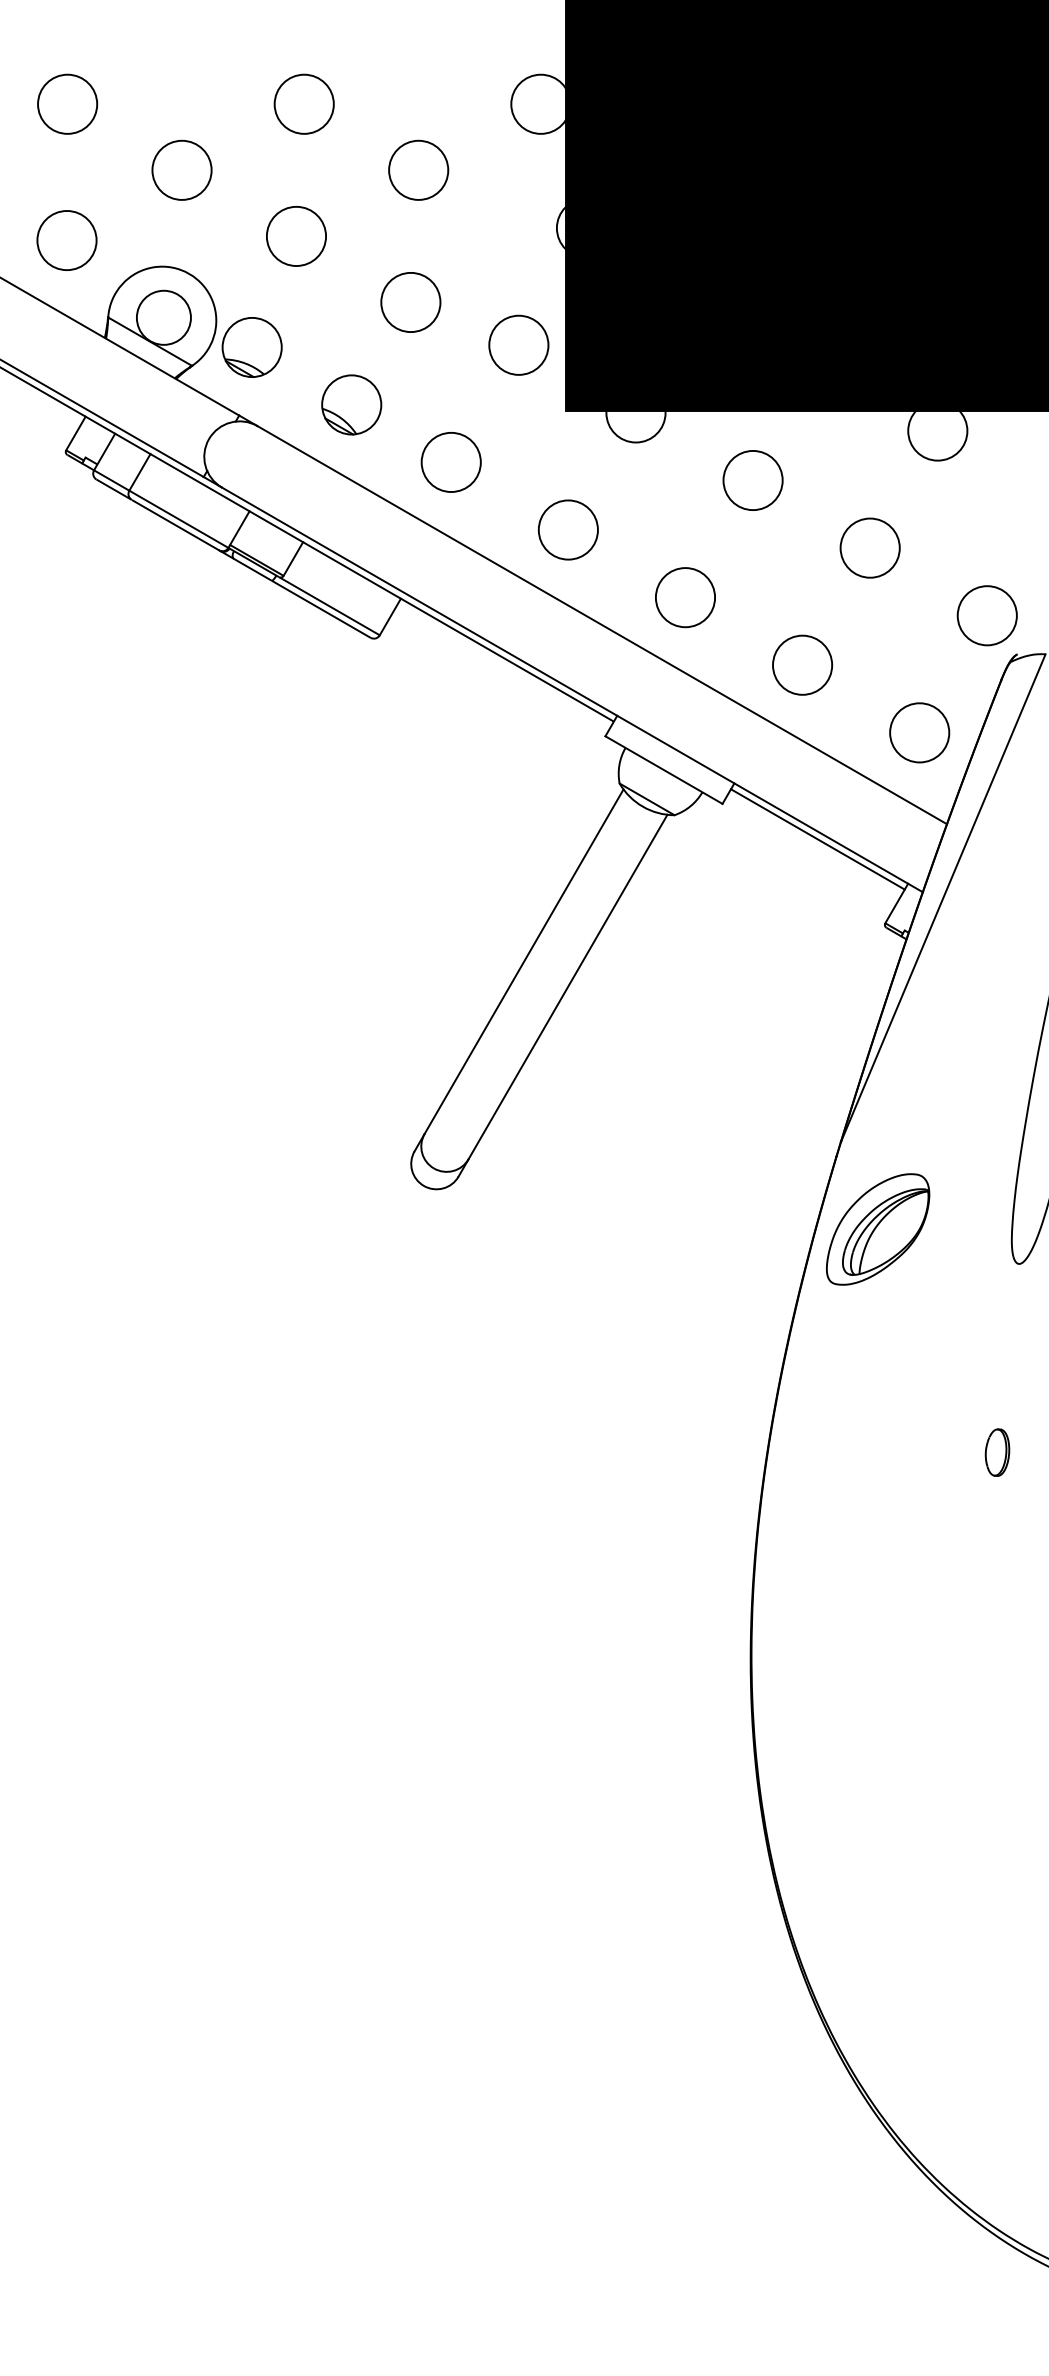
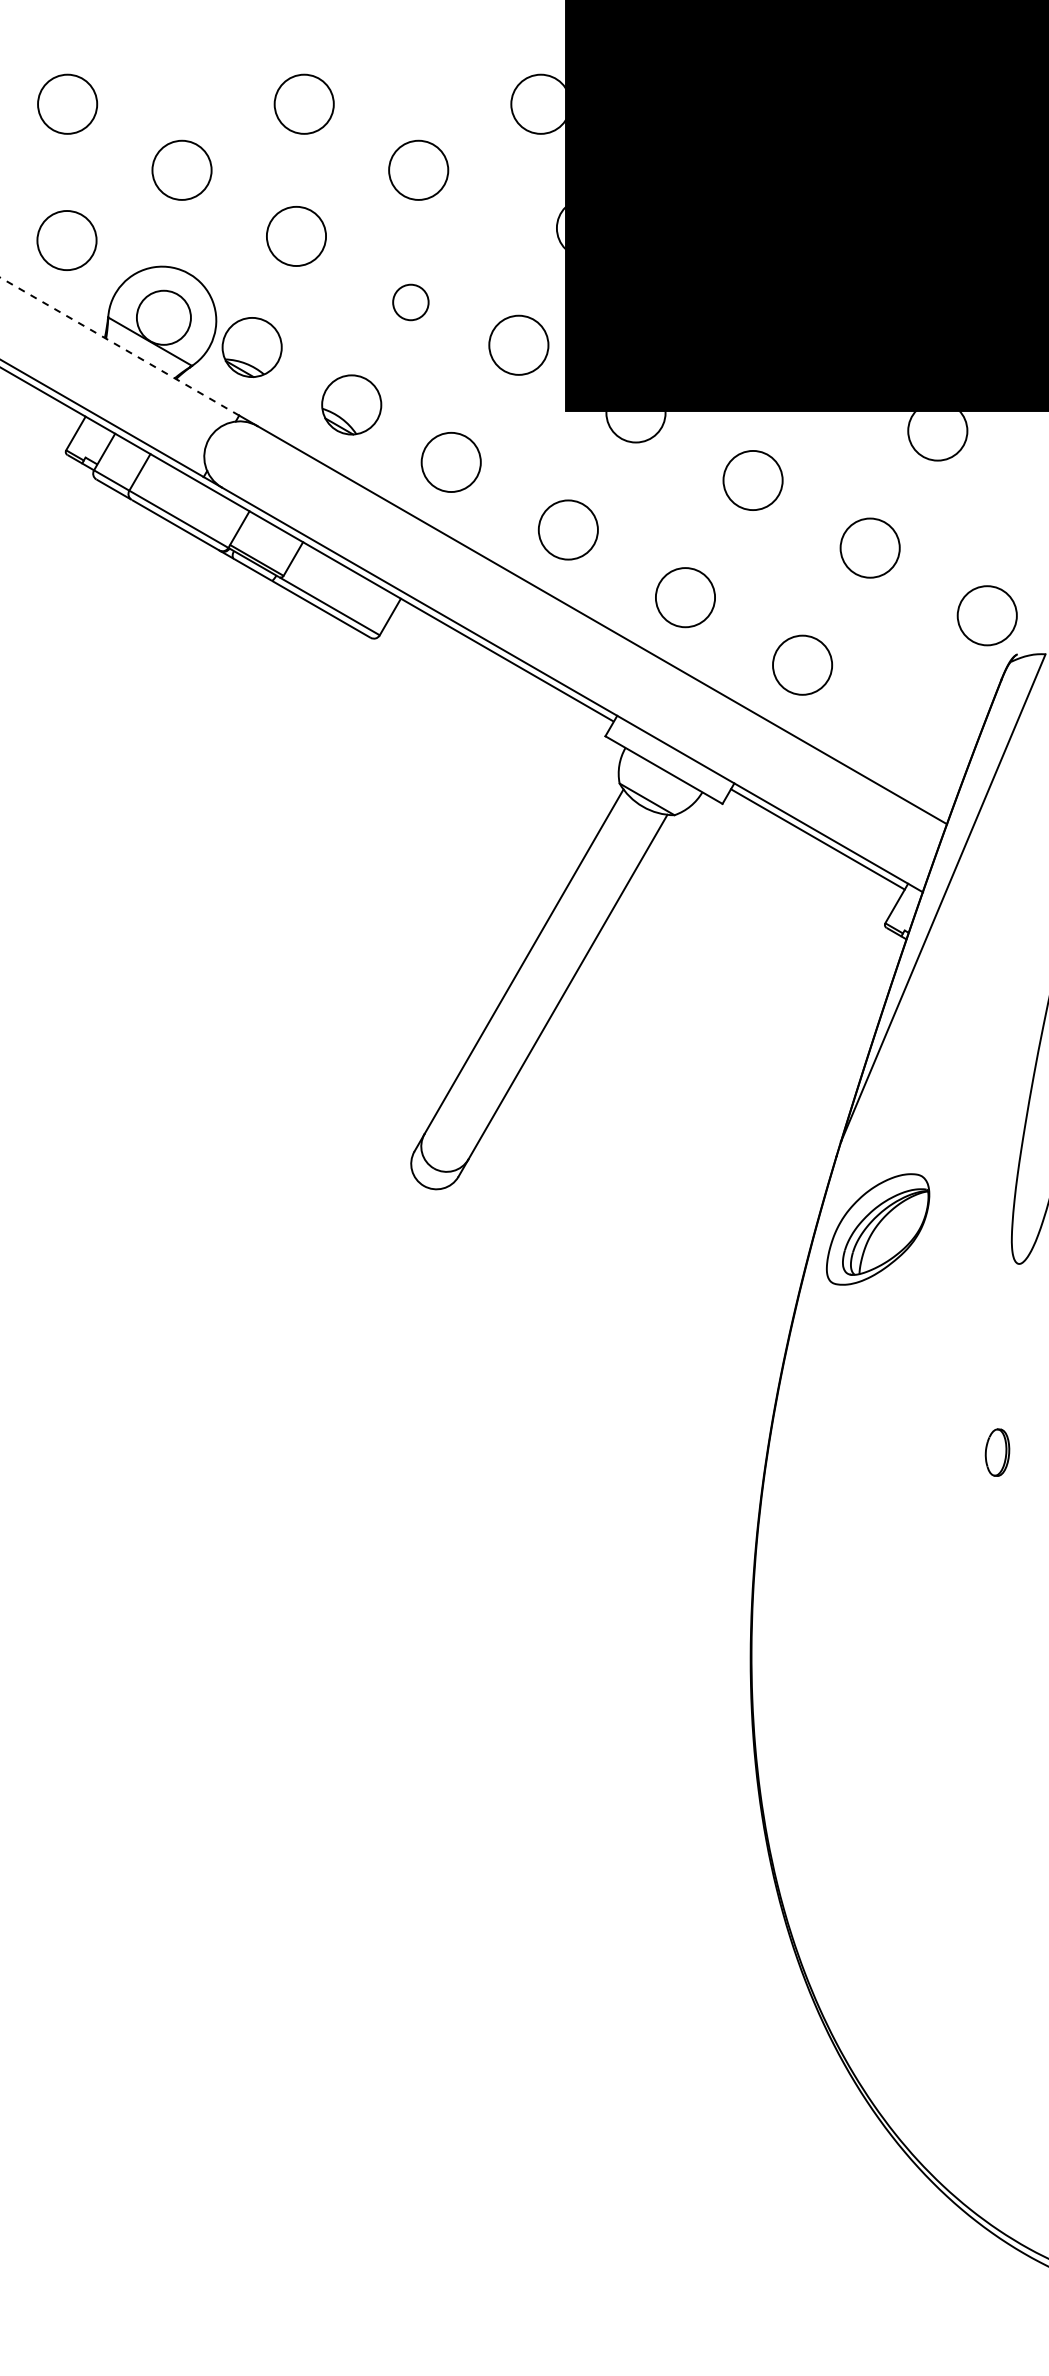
circle diameter: 59 px -> 35 px (410, 302)
line: solid -> dashed (119, 346)
circle: present -> none (919, 732)
